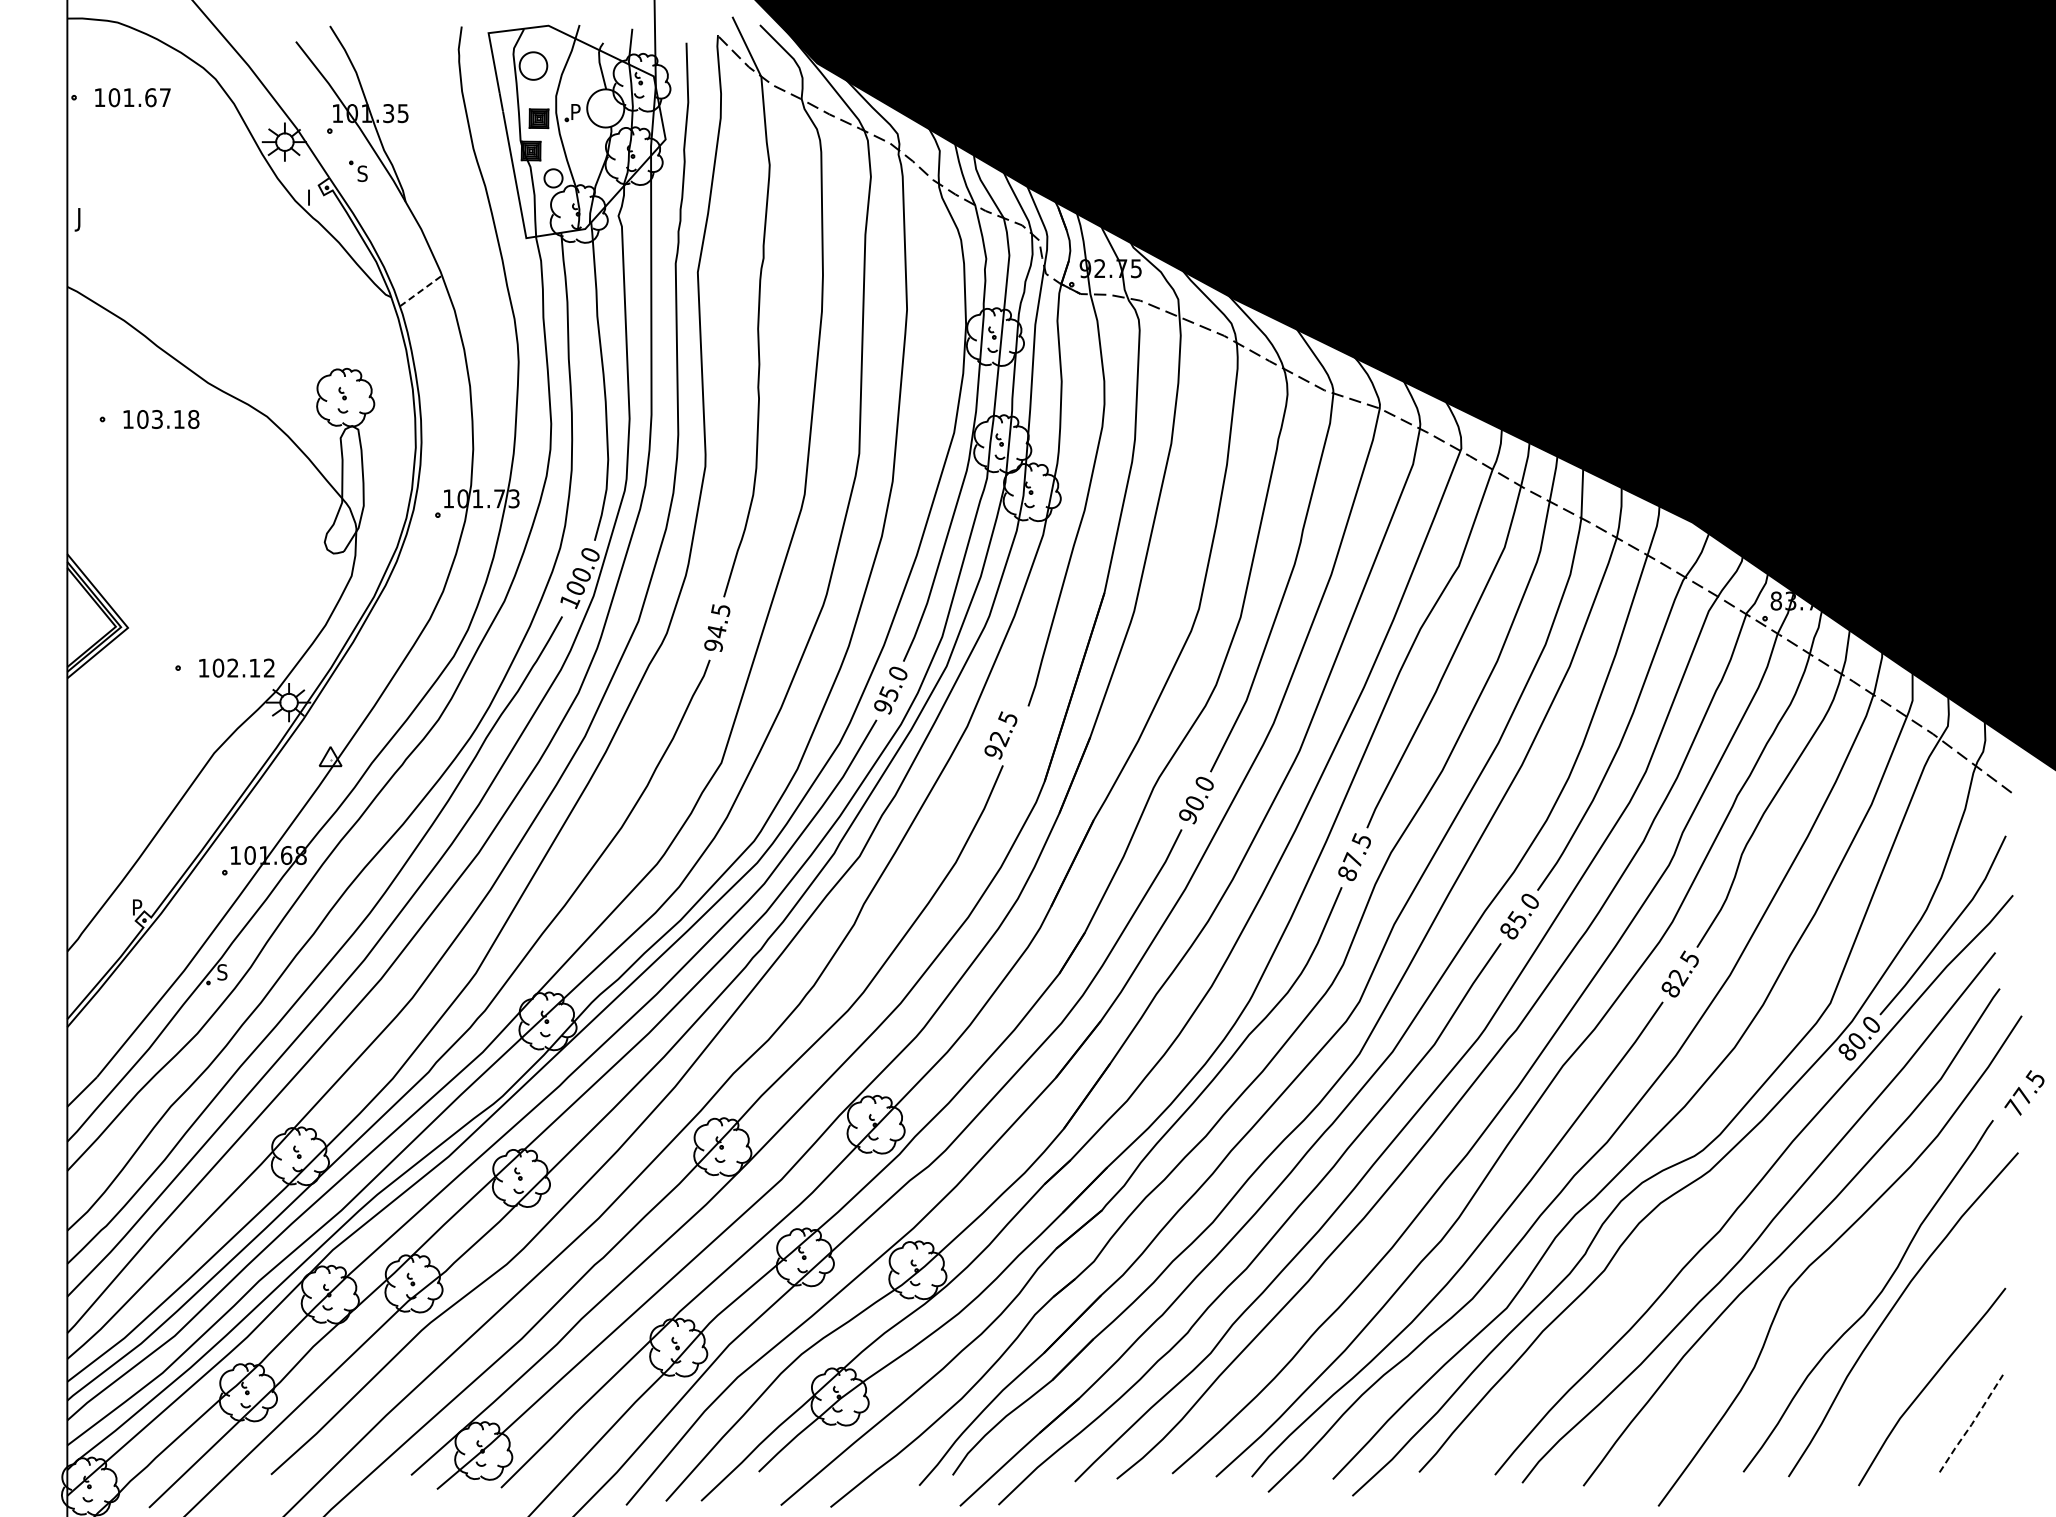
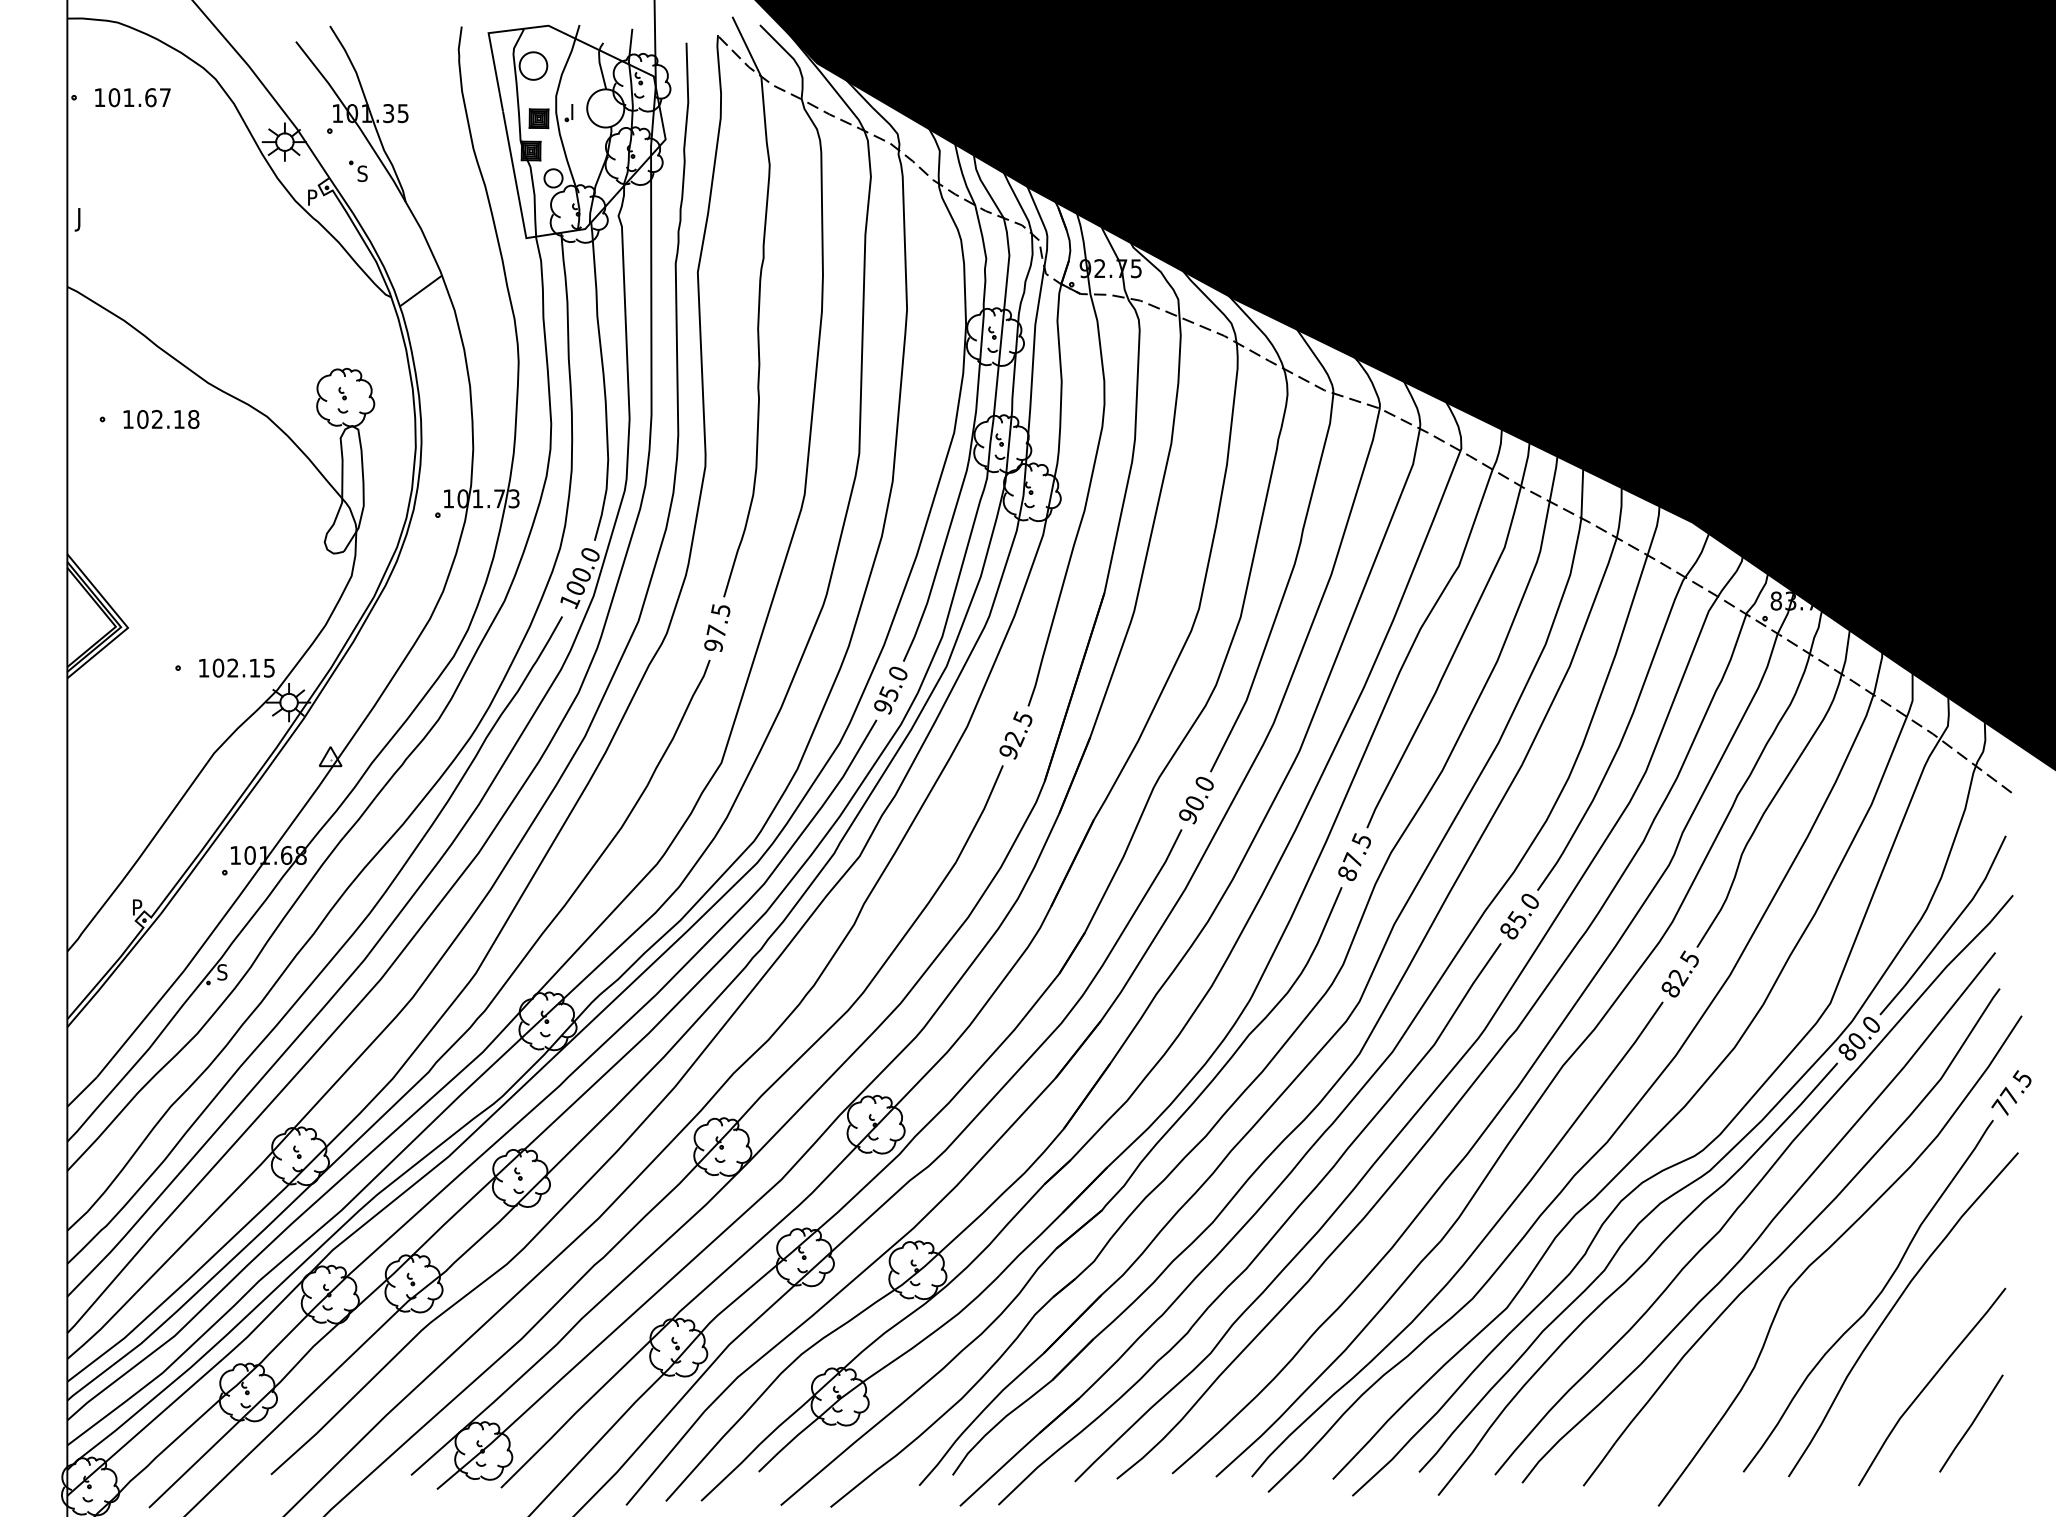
text: P -> I (576, 108)
text: I -> P (313, 194)
line: dashed -> solid (421, 290)
text: 103.18 -> 102.18 (157, 419)
text: 94.5 -> 97.5 (716, 631)
text: 102.12 -> 102.15 (269, 667)
text position: (1000, 735) -> (1015, 735) (1015, 735)
text position: (2024, 1092) -> (2011, 1092) (2011, 1092)
curve: none -> present (1634, 1274)
line: dashed -> solid (1971, 1424)
